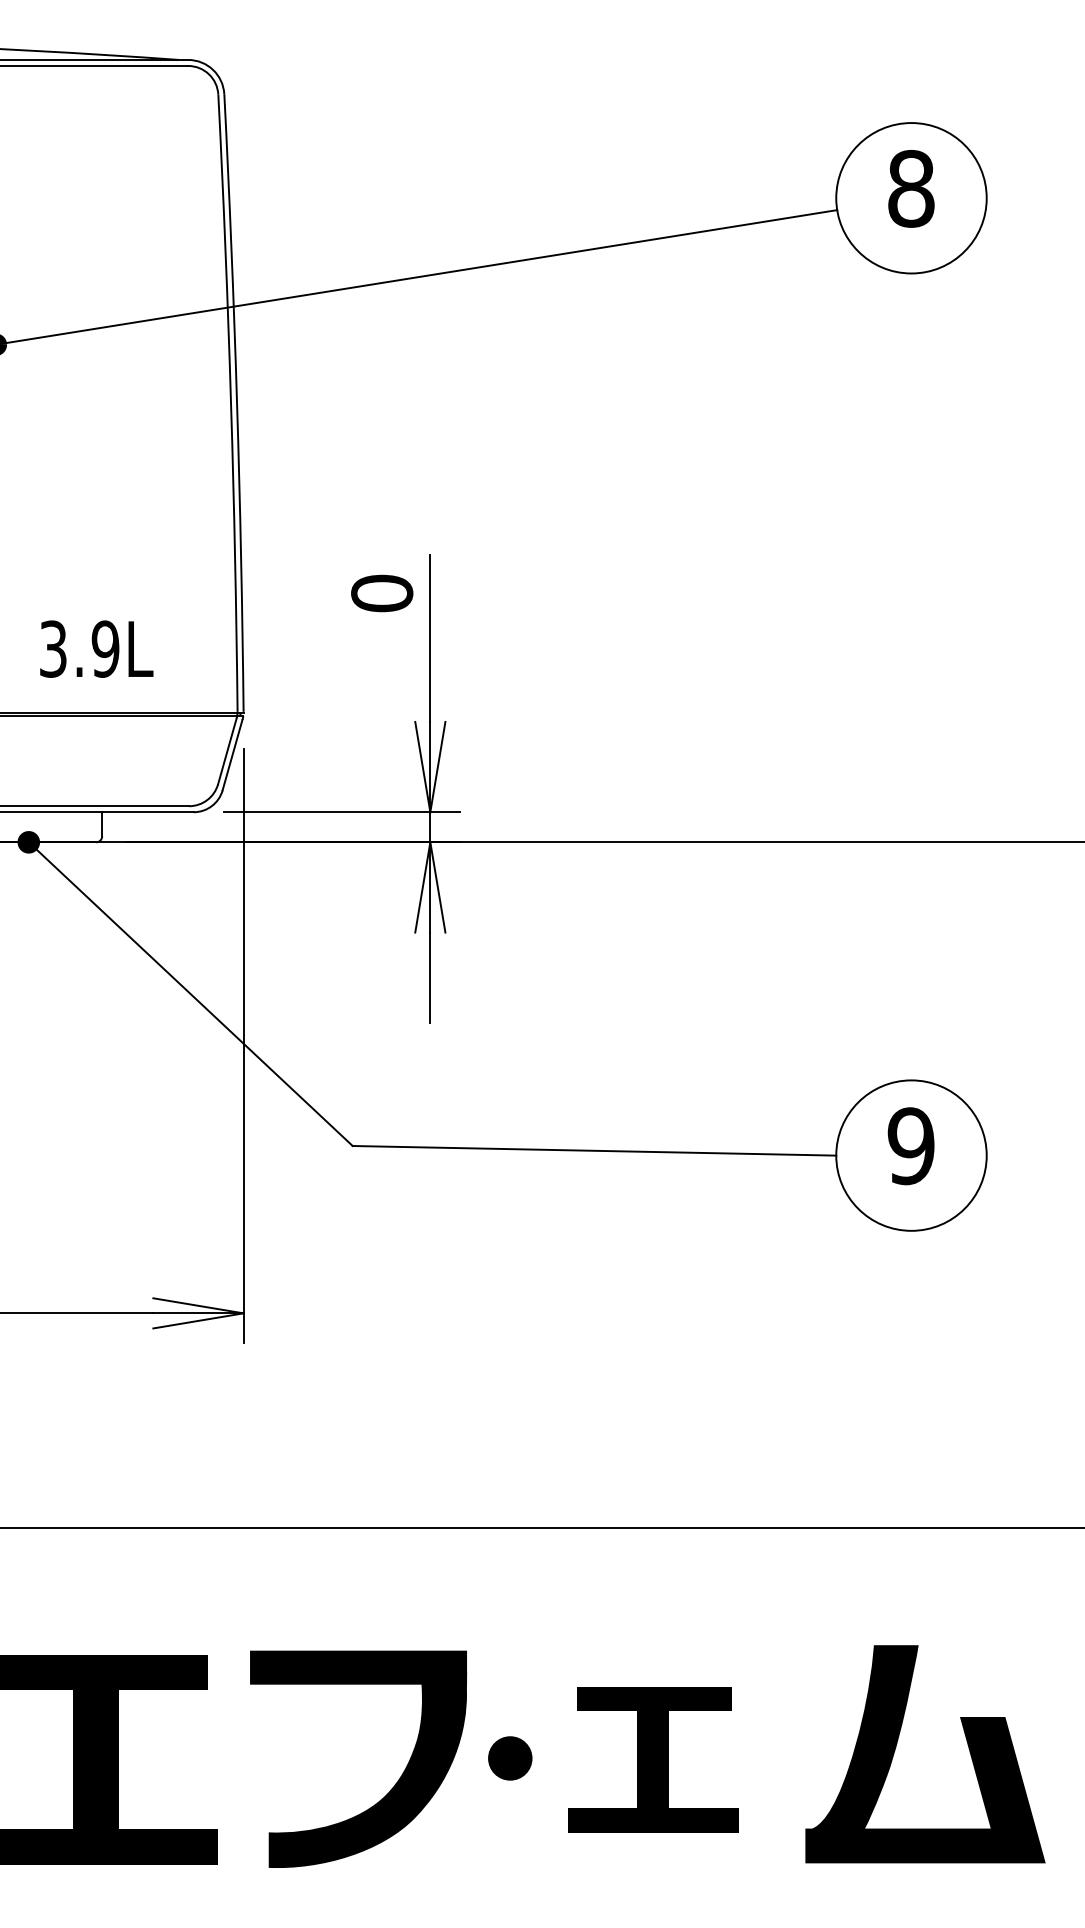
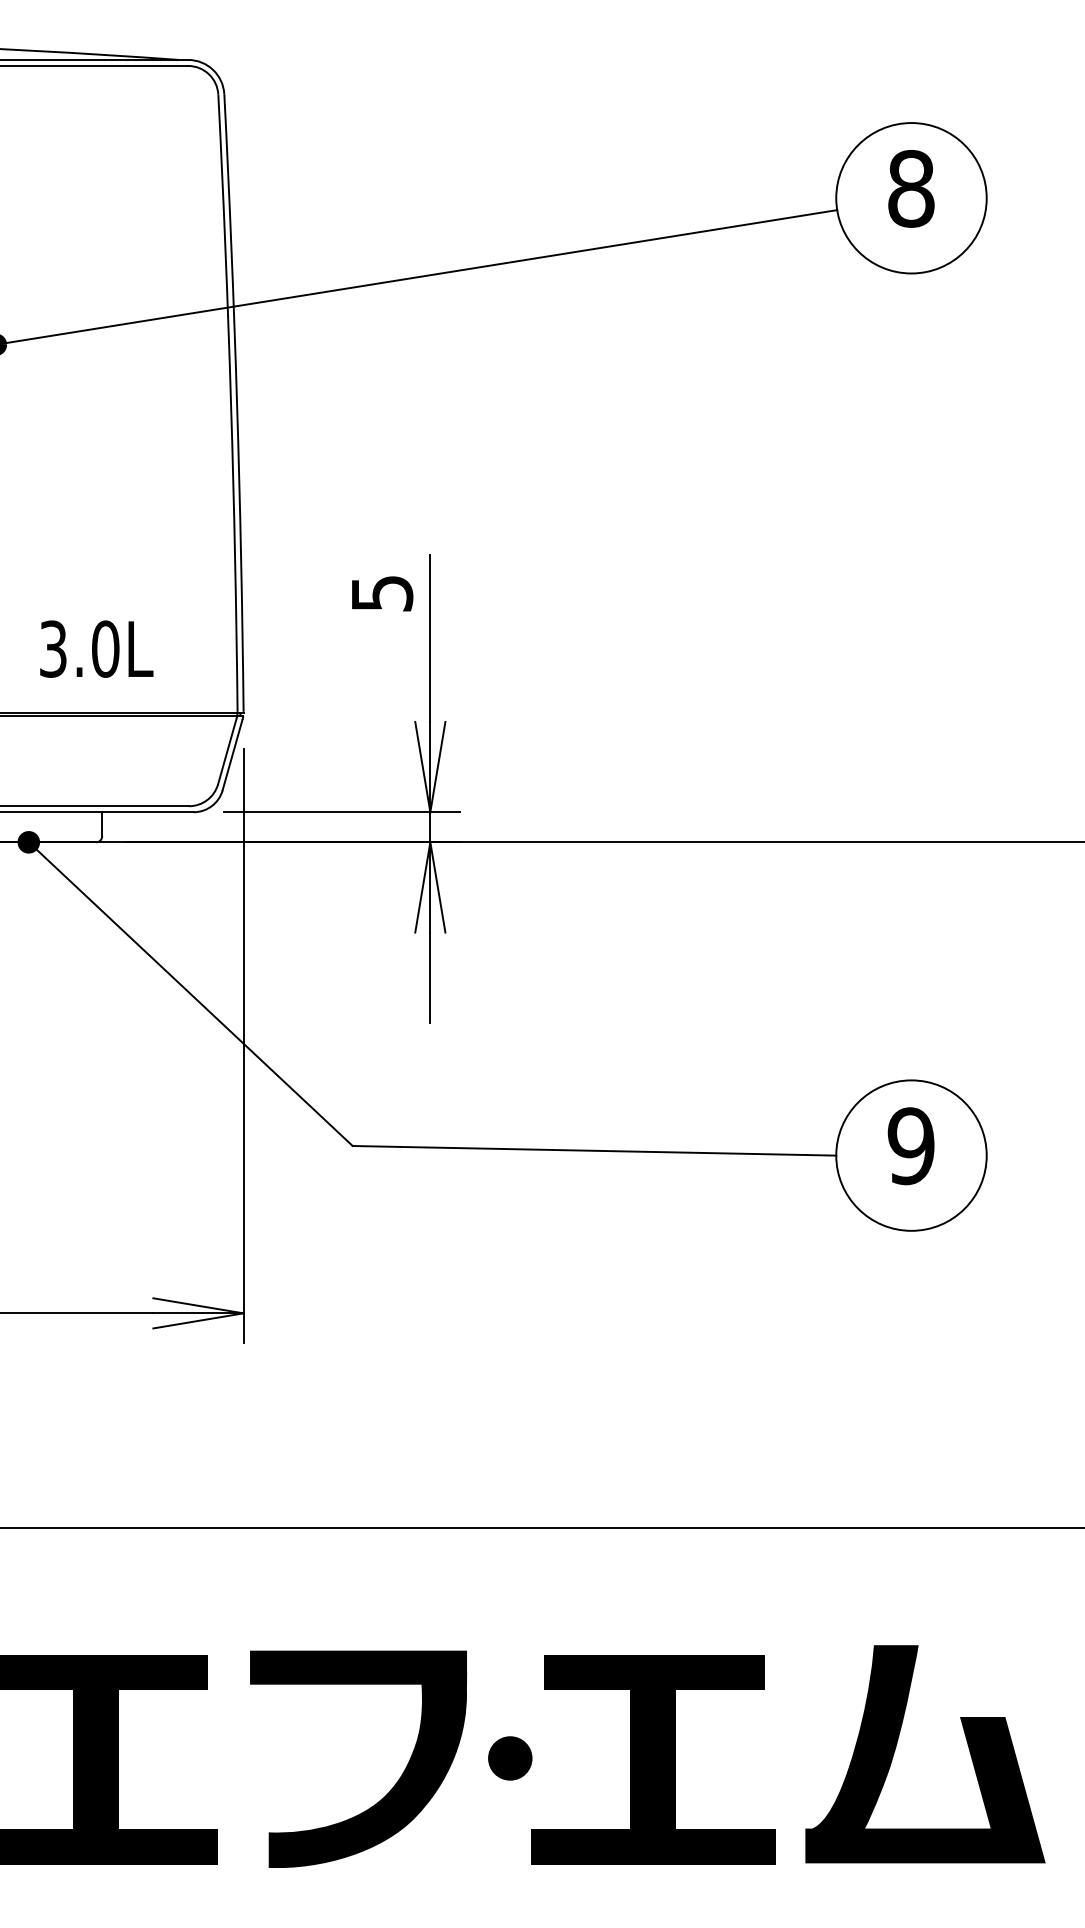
text: 0 -> 5 (382, 593)
text: 3.9L -> 3.0L (105, 648)
part size: 171x146 px -> 245x210 px (653, 1759)
